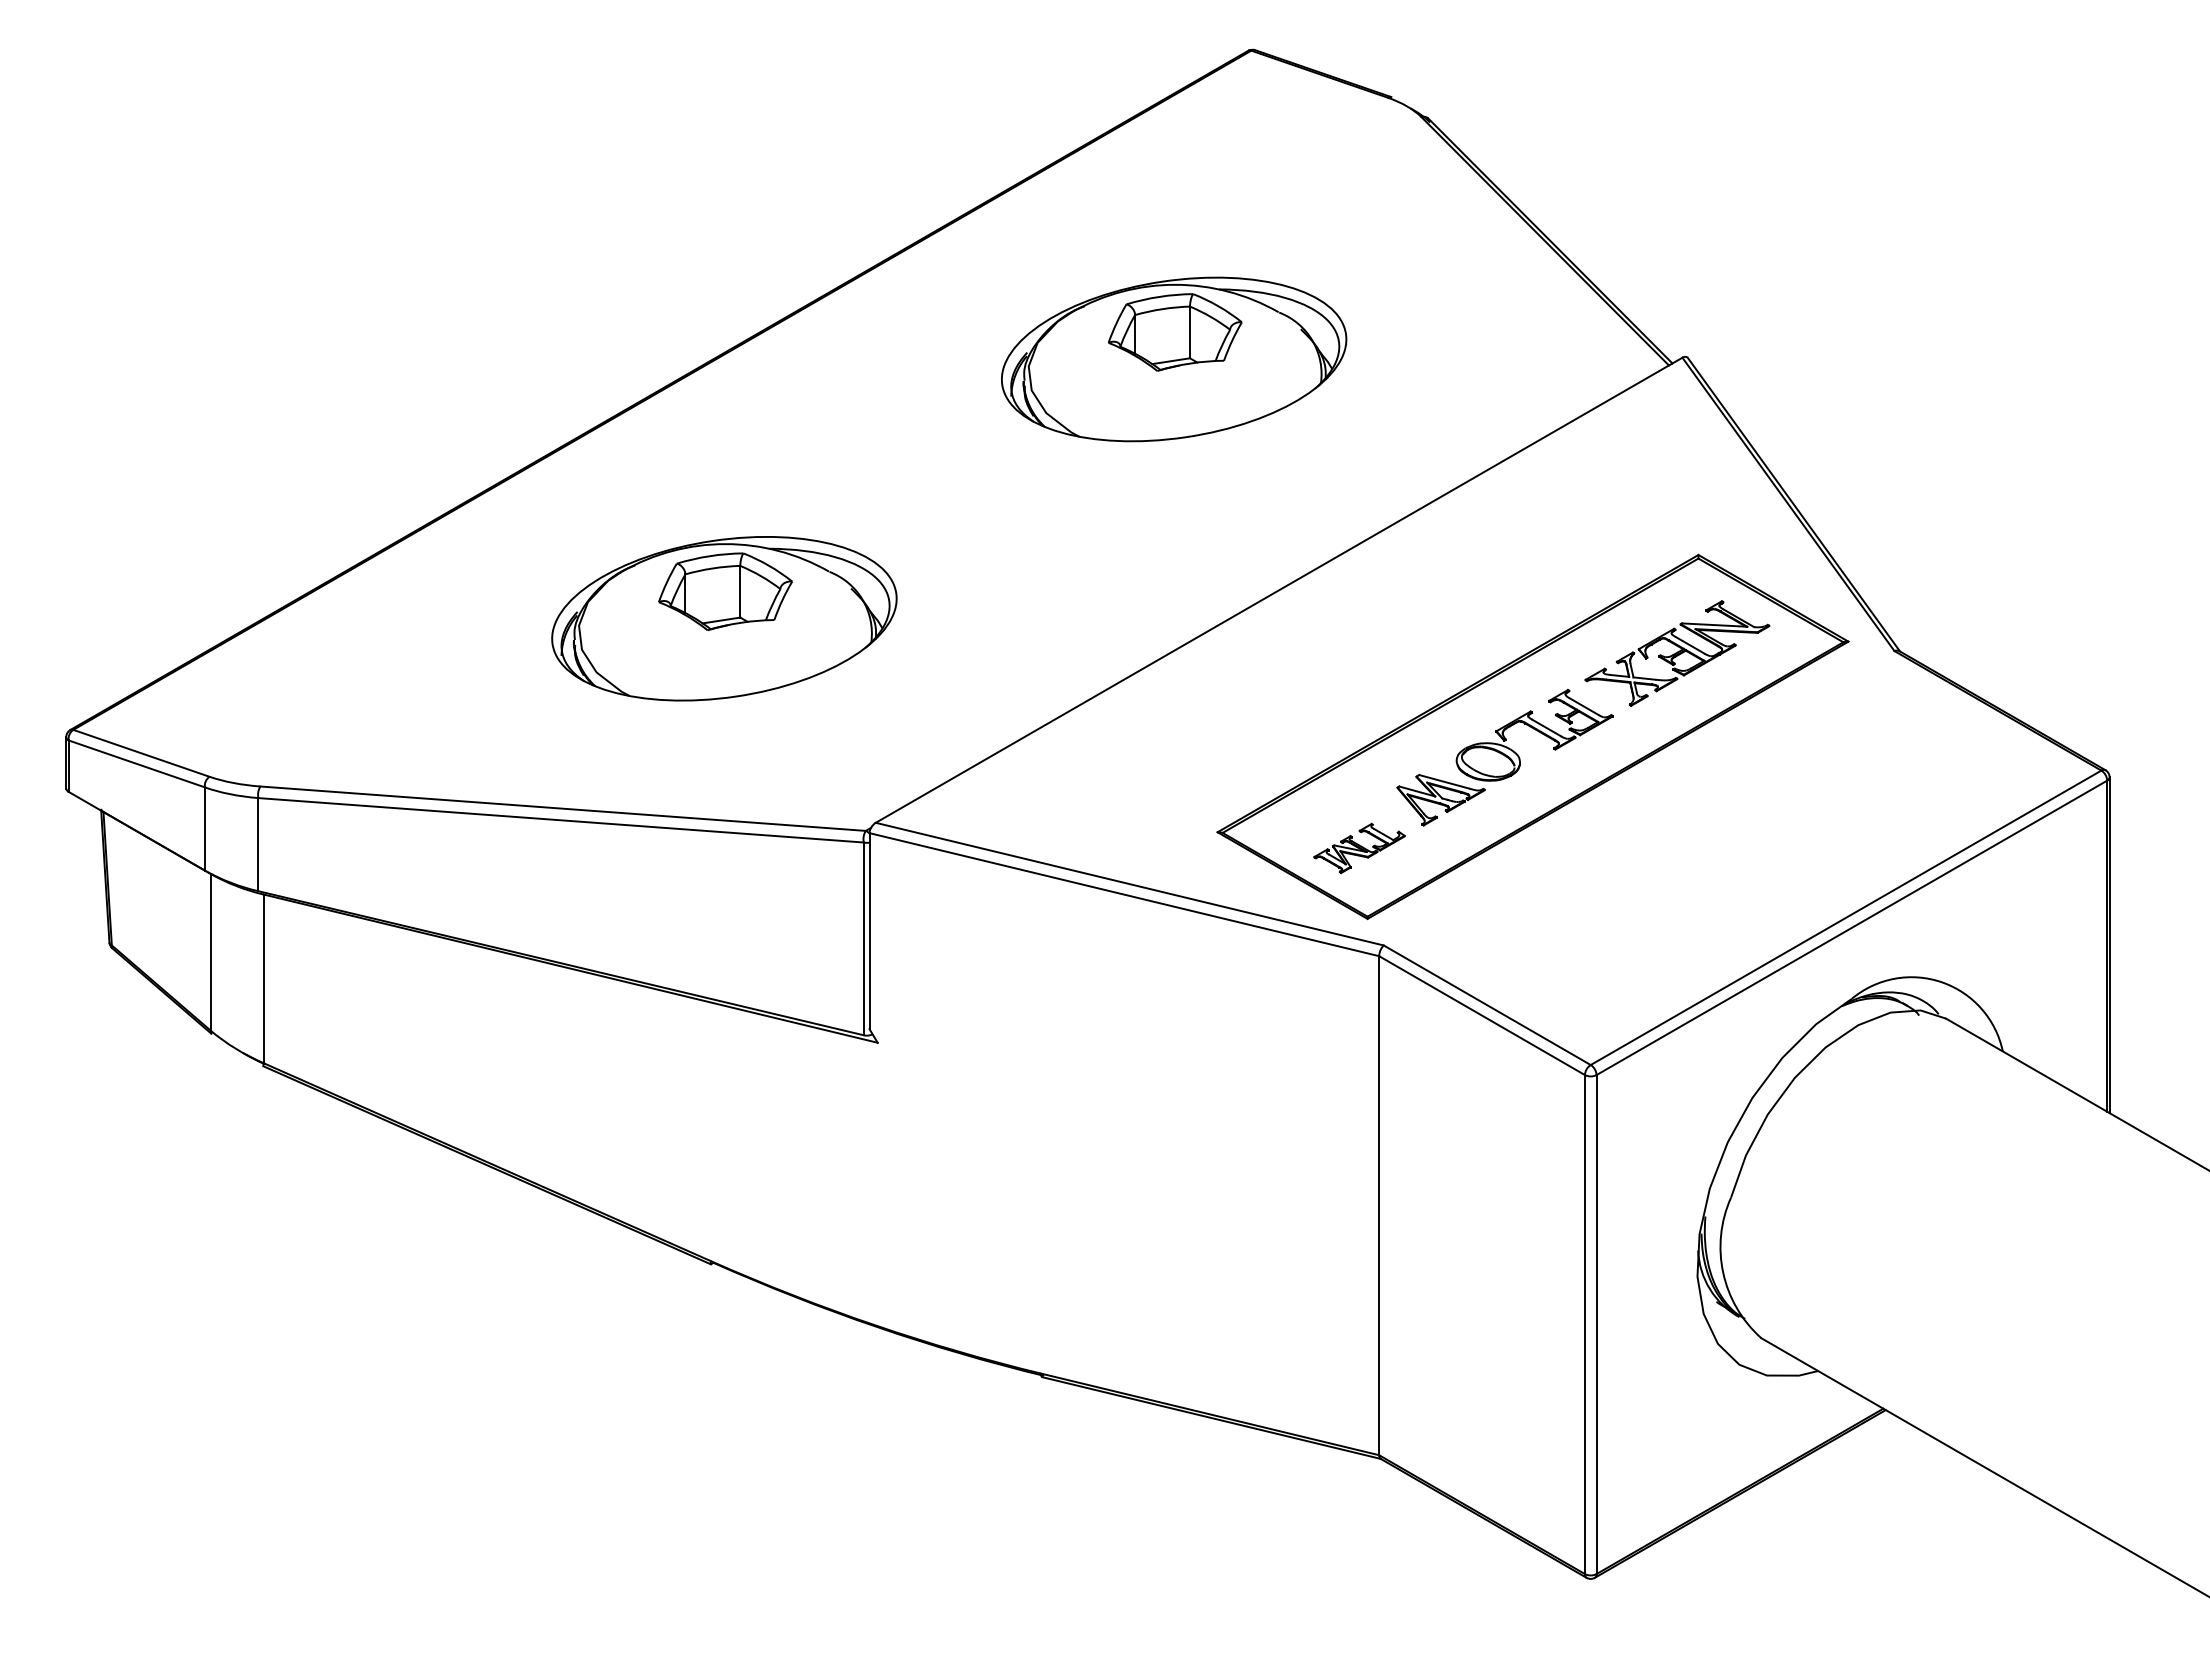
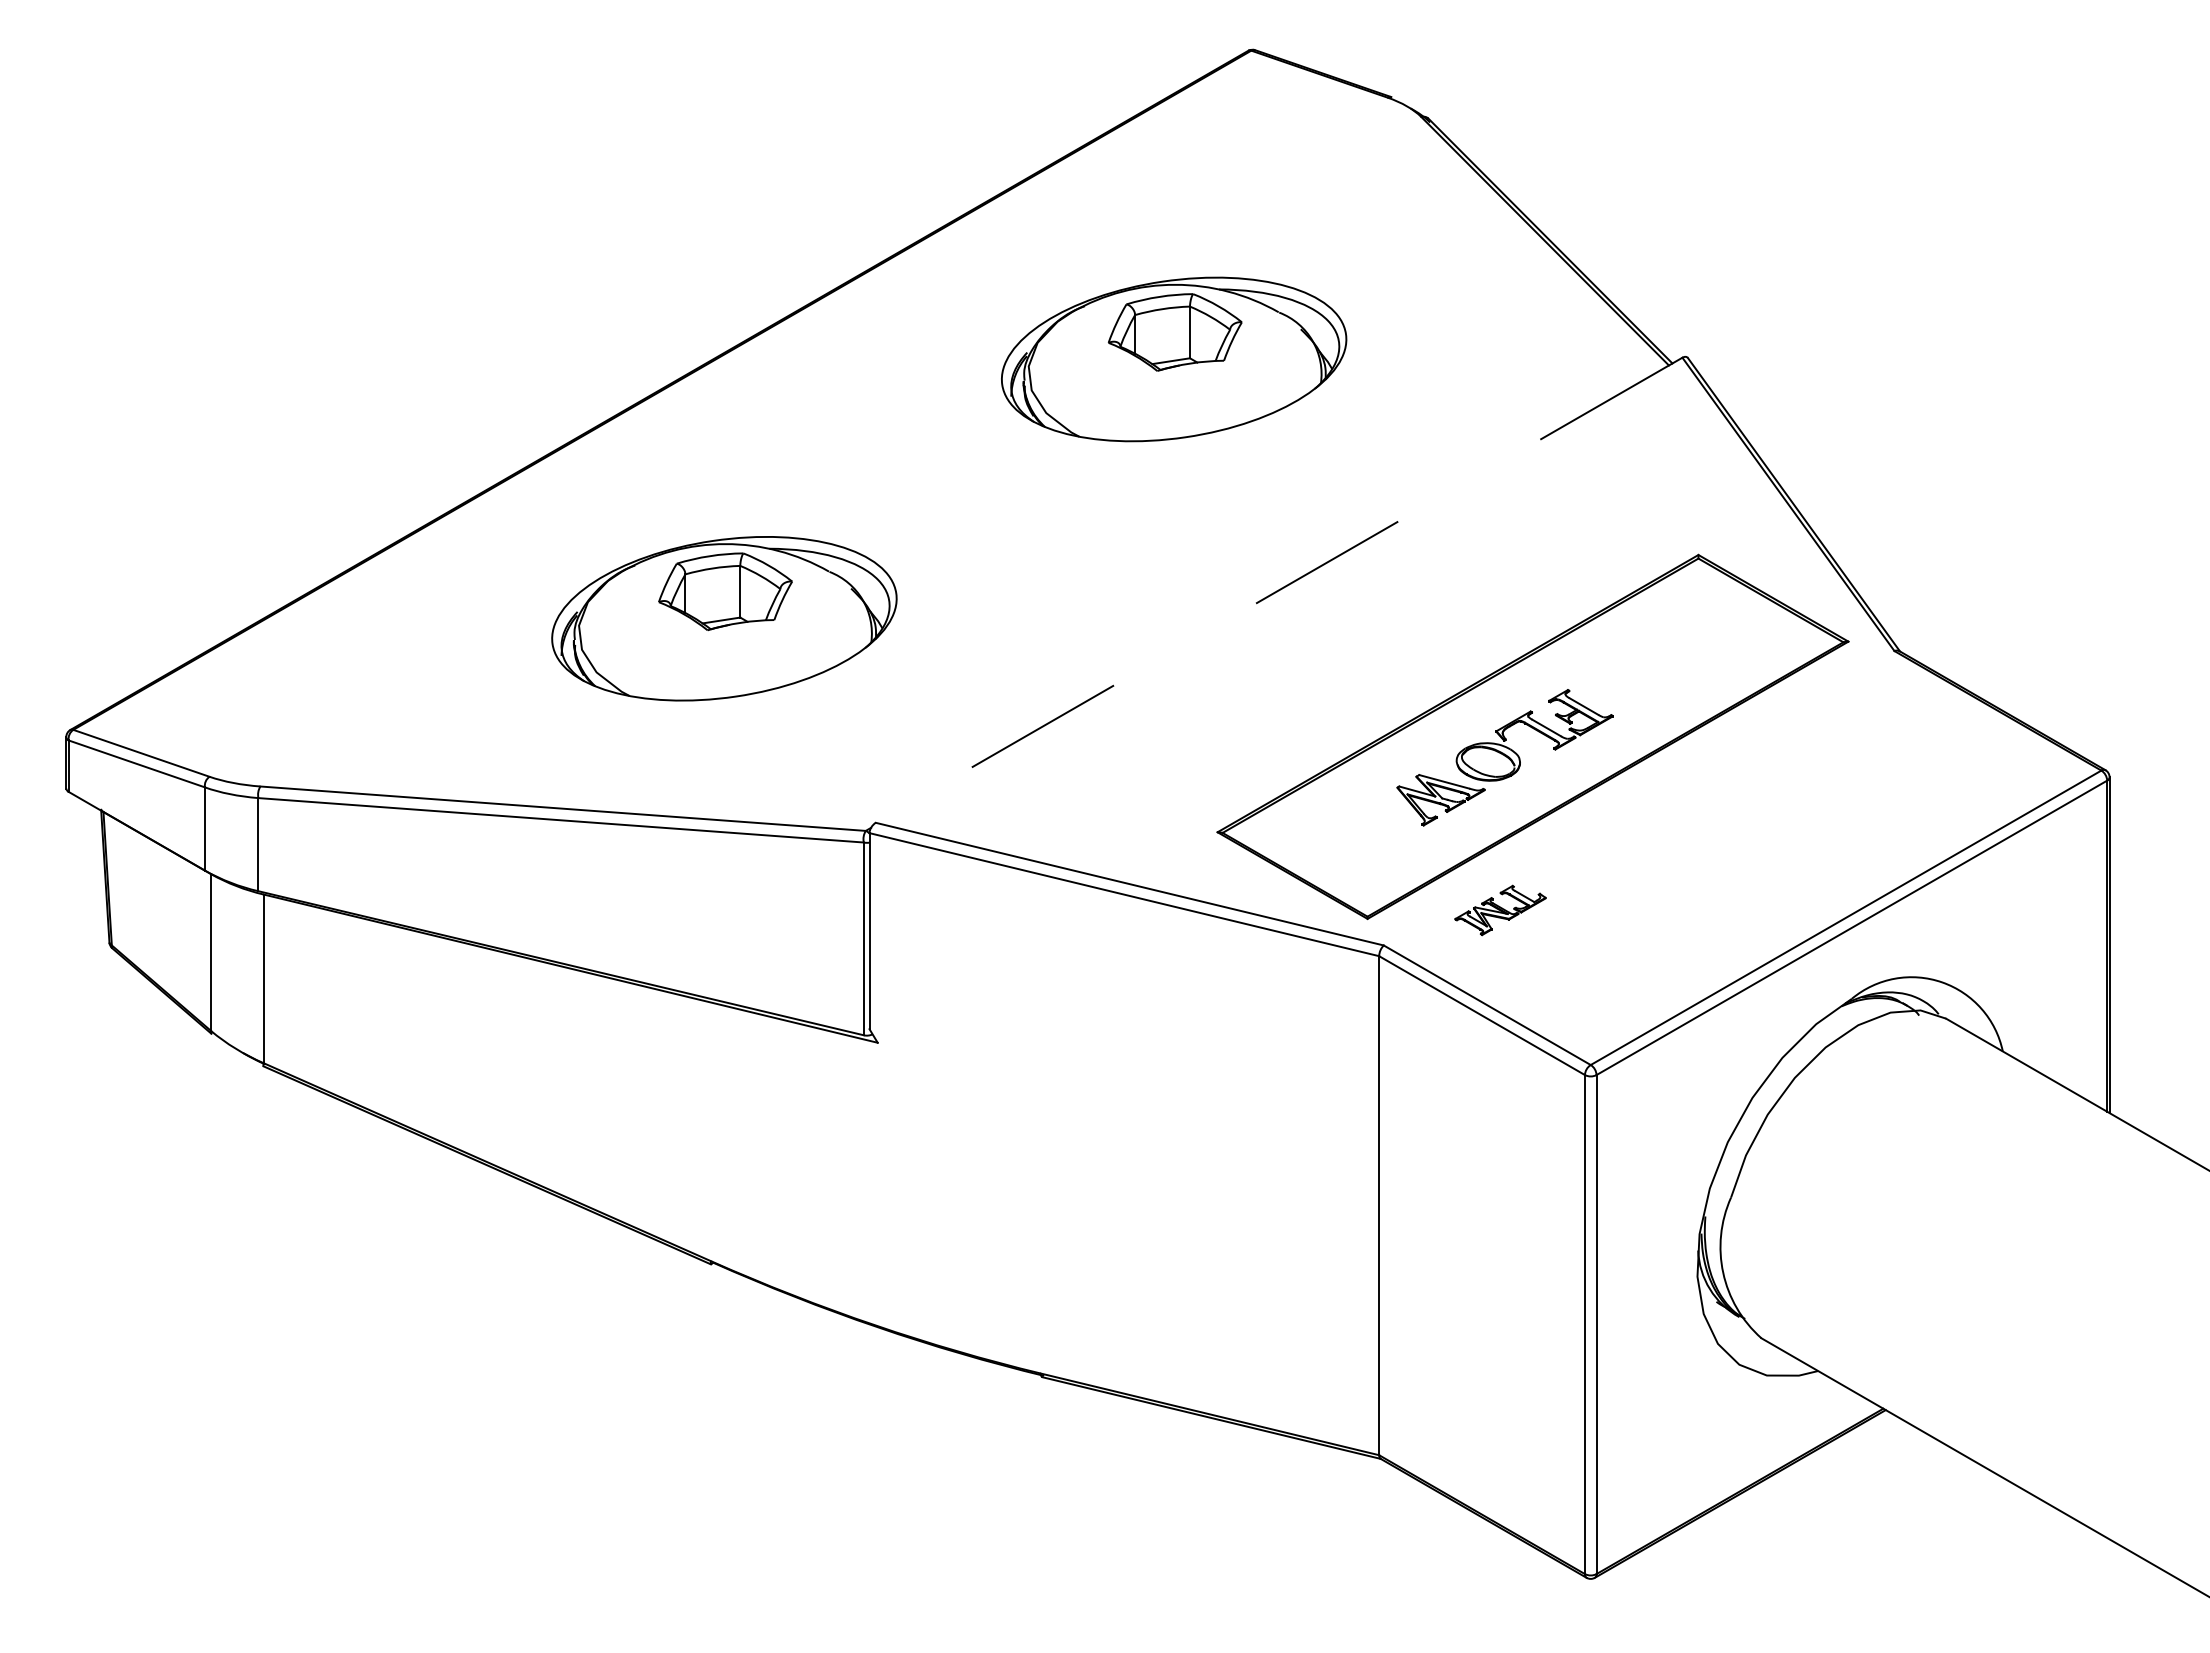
line: solid -> dashed (1279, 590)
part: present -> none (1677, 653)
part position: (1359, 848) -> (1500, 910) (1500, 910)
